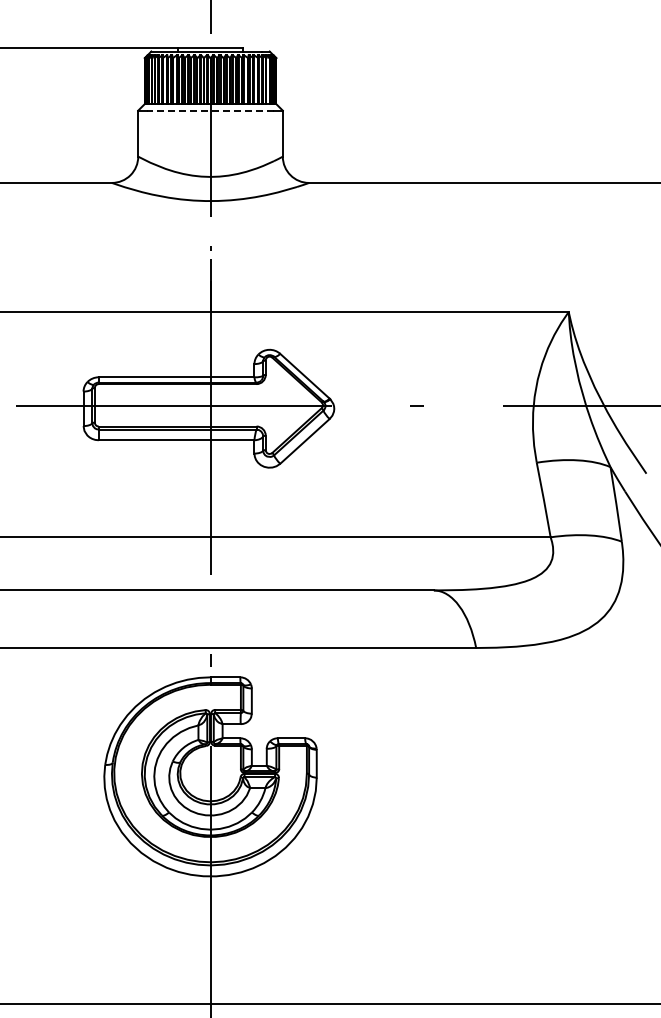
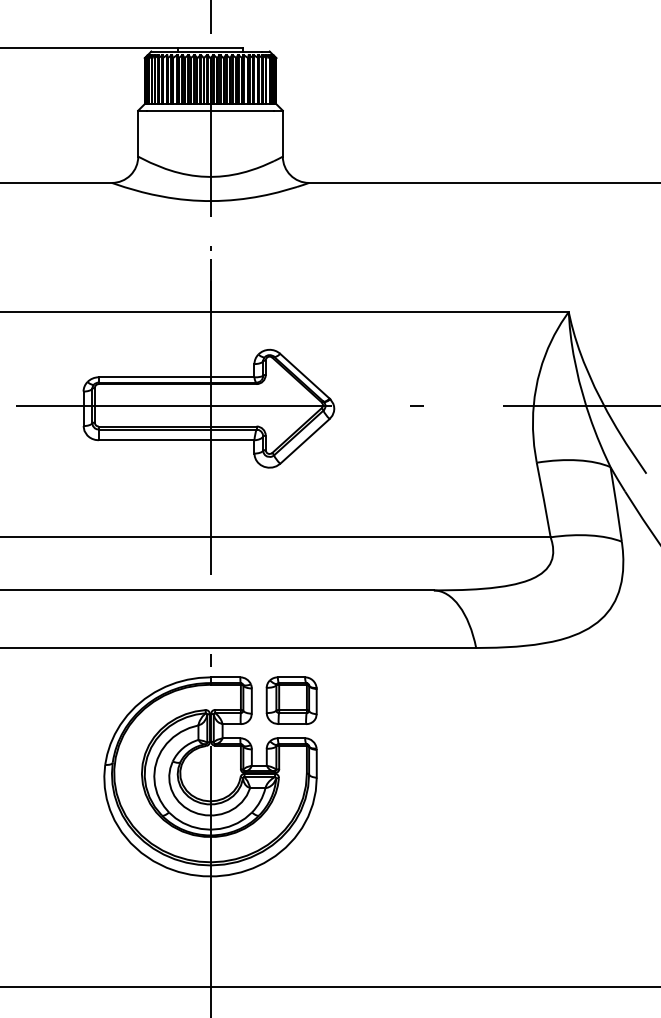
line: dashed -> solid (210, 110)
part: none -> present (291, 700)
line position: (329, 1004) -> (329, 987) (329, 987)
